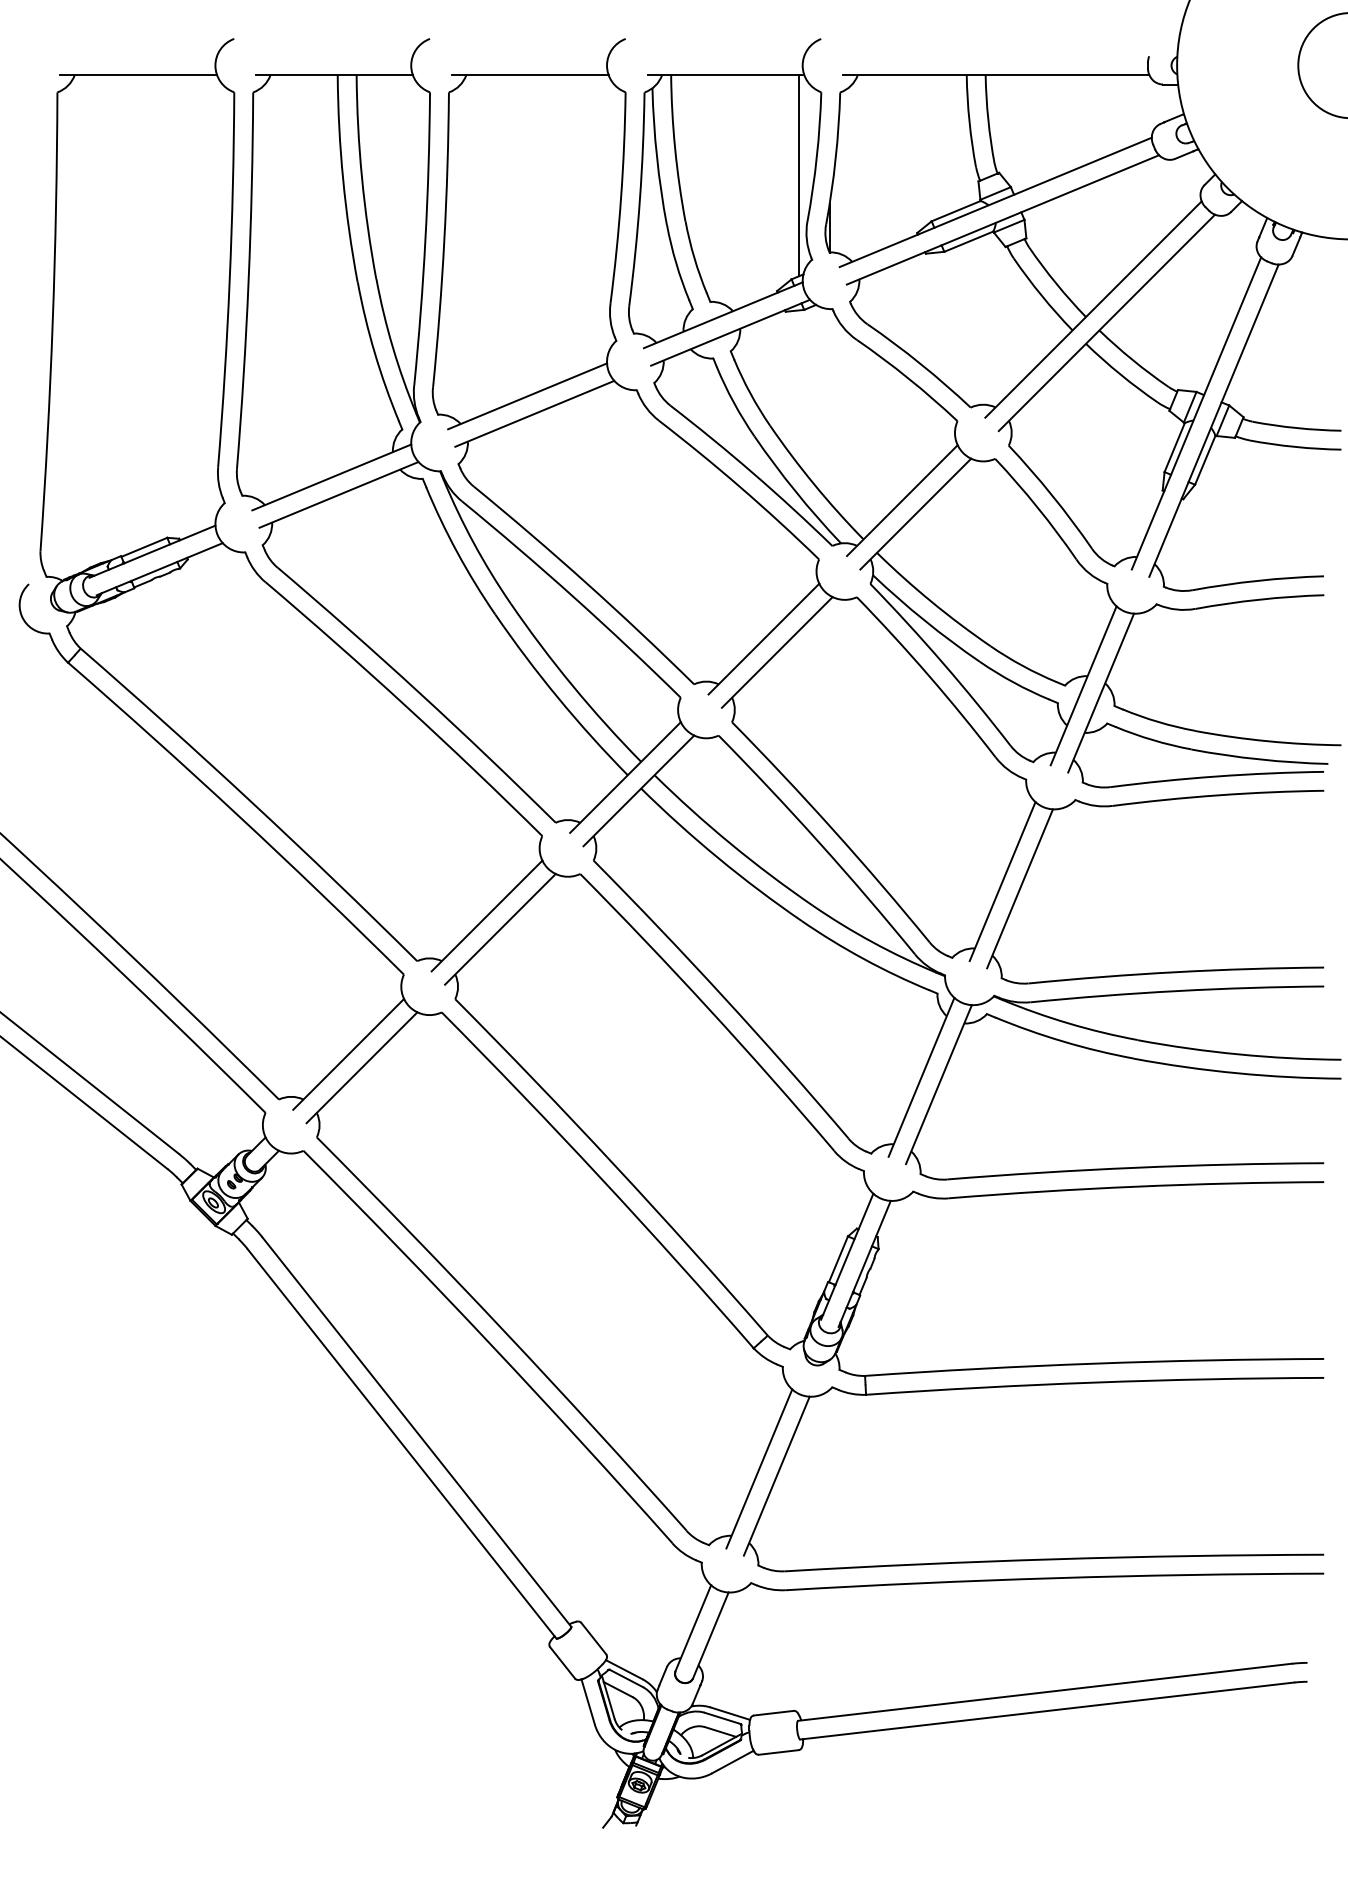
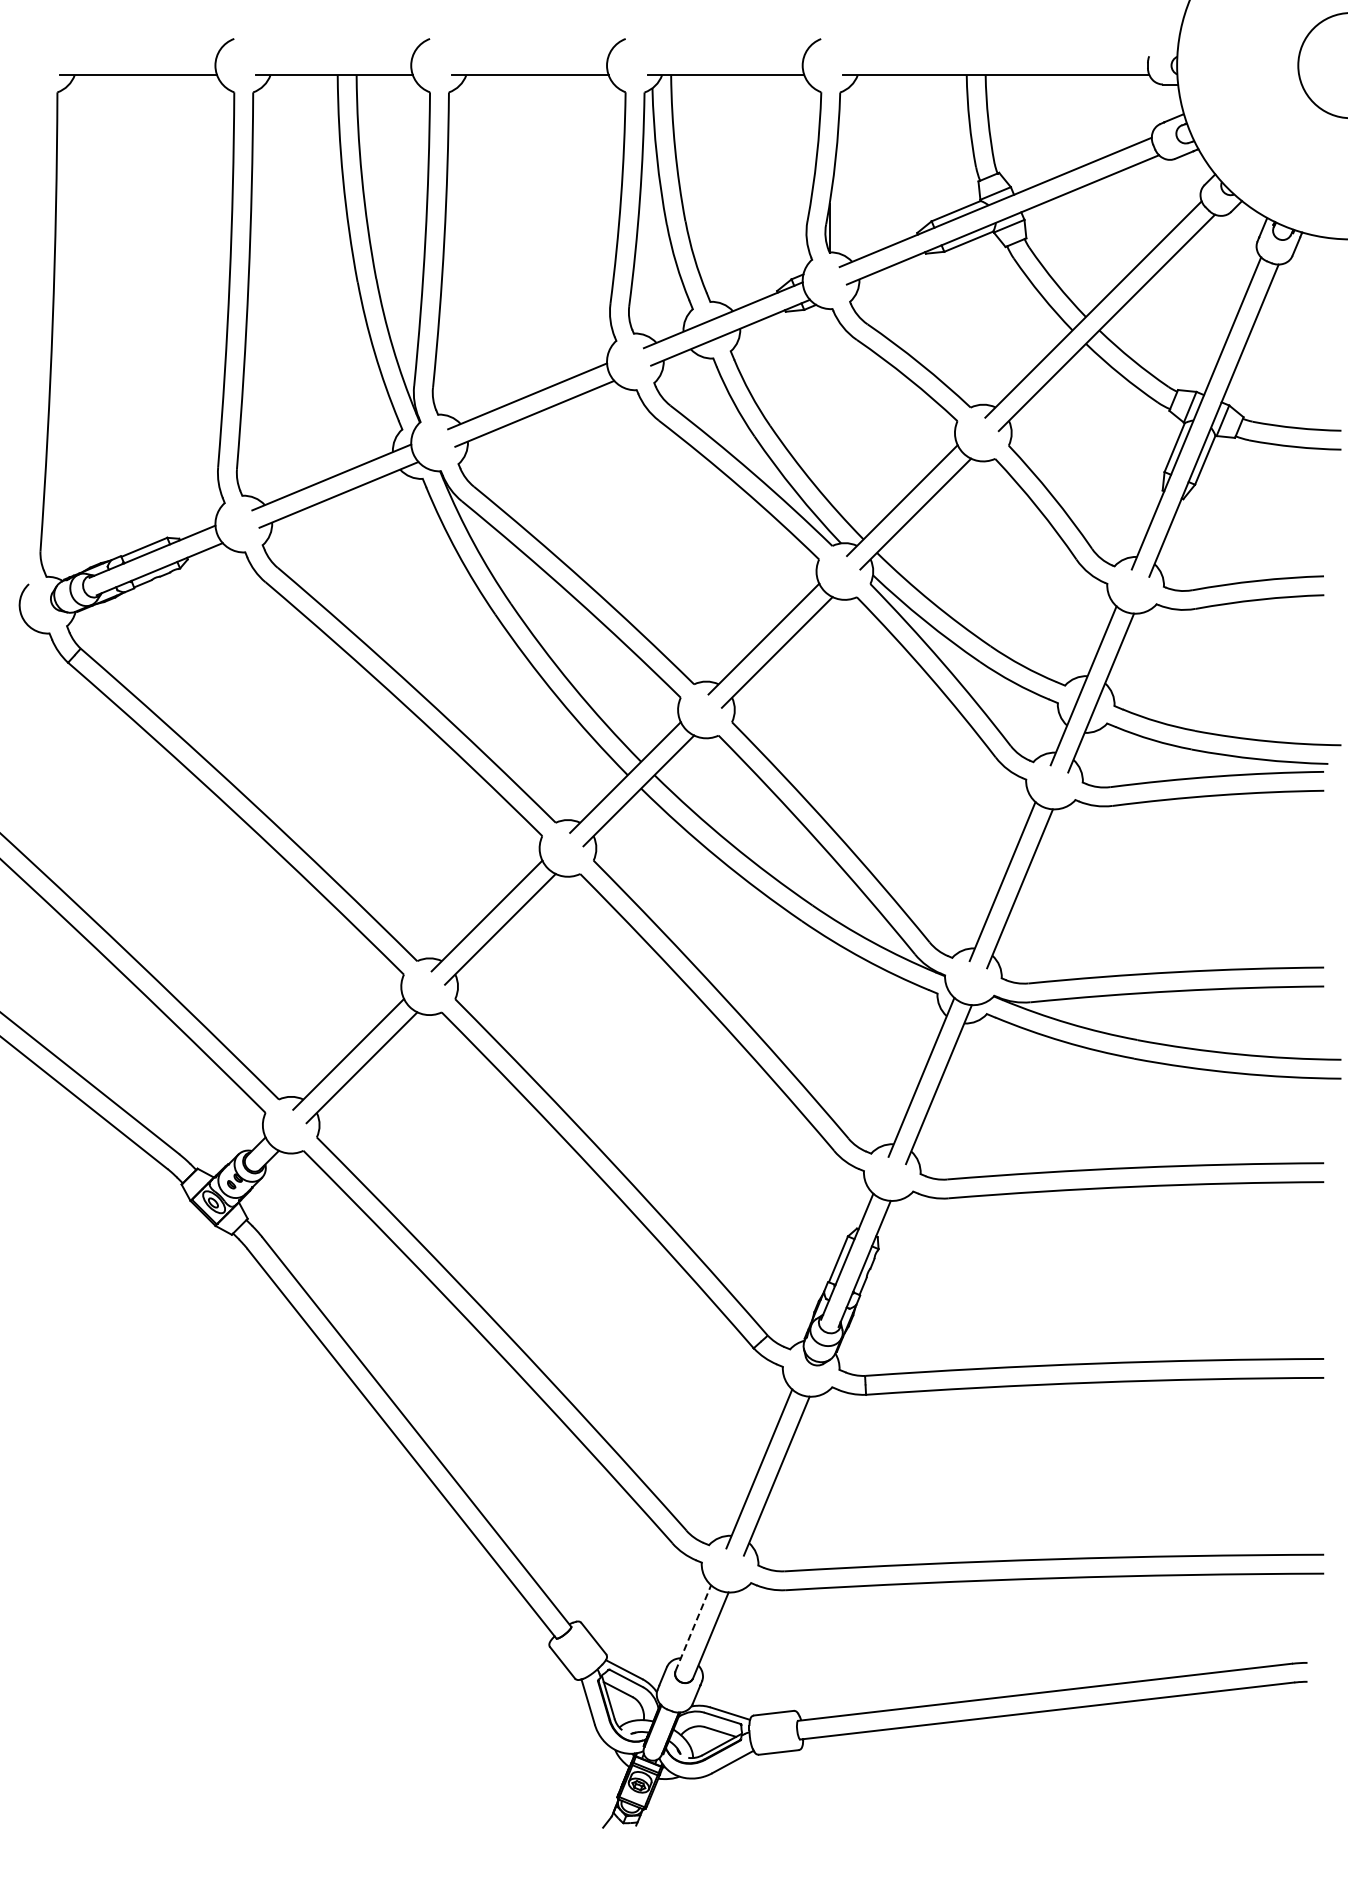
line: present -> none (798, 175)
line: solid -> dashed (693, 1627)
